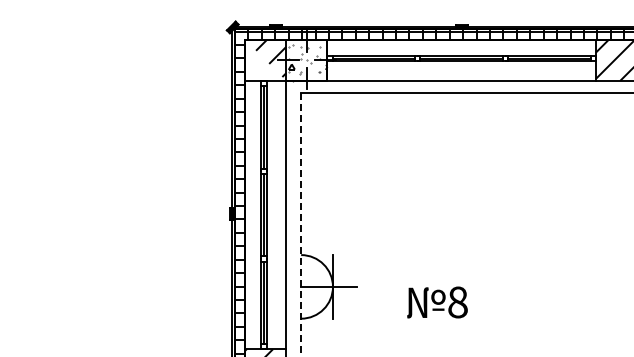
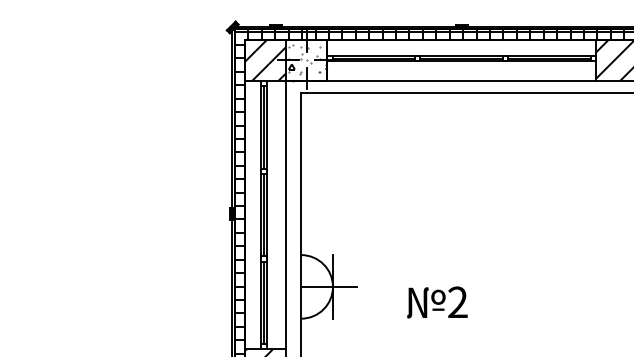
hatch: none -> present (263, 65)
line: dashed -> solid (301, 224)
text: 8 -> 2 (457, 302)
